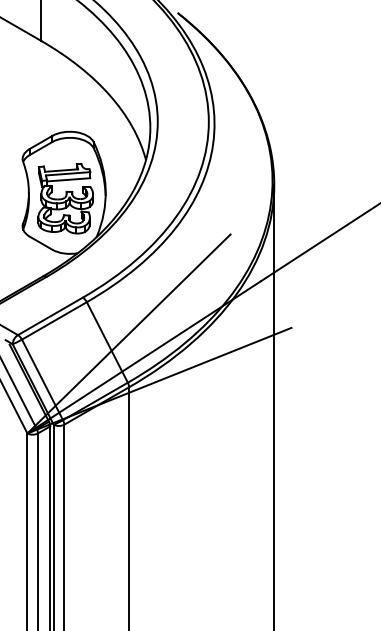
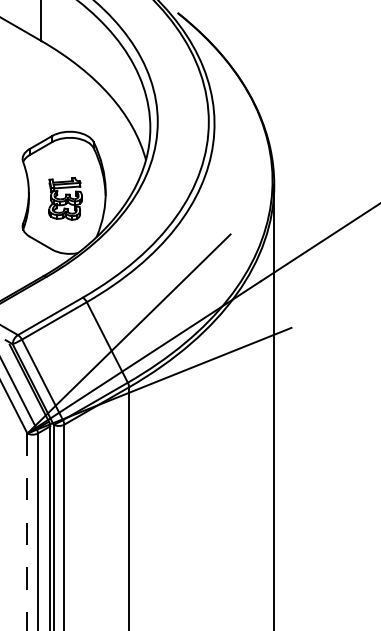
part size: 57x72 px -> 35x44 px (65, 198)
line: solid -> dashed (27, 532)
